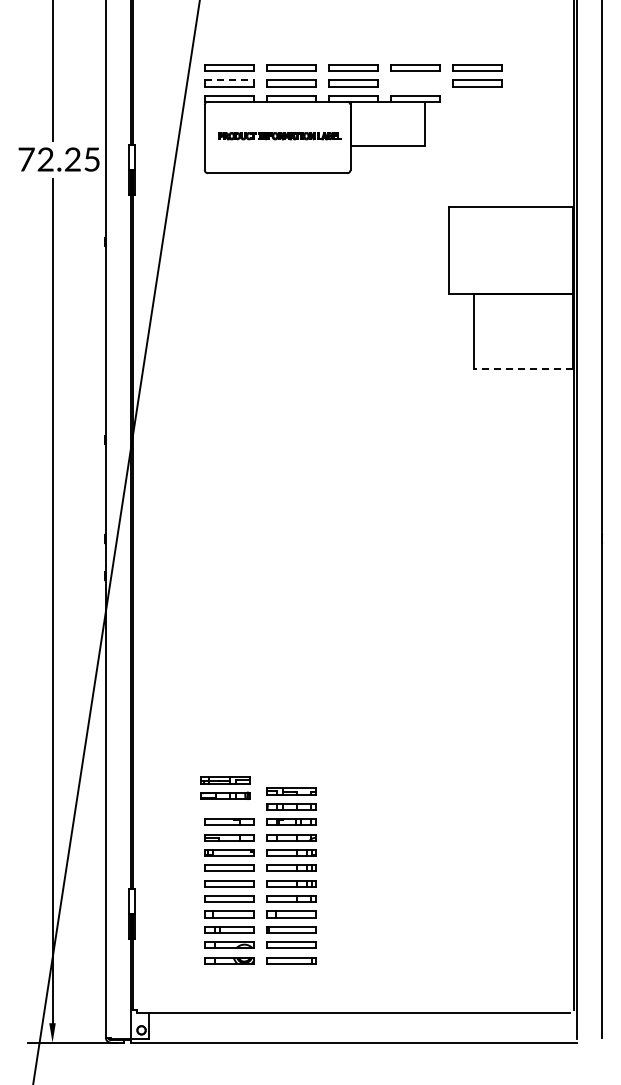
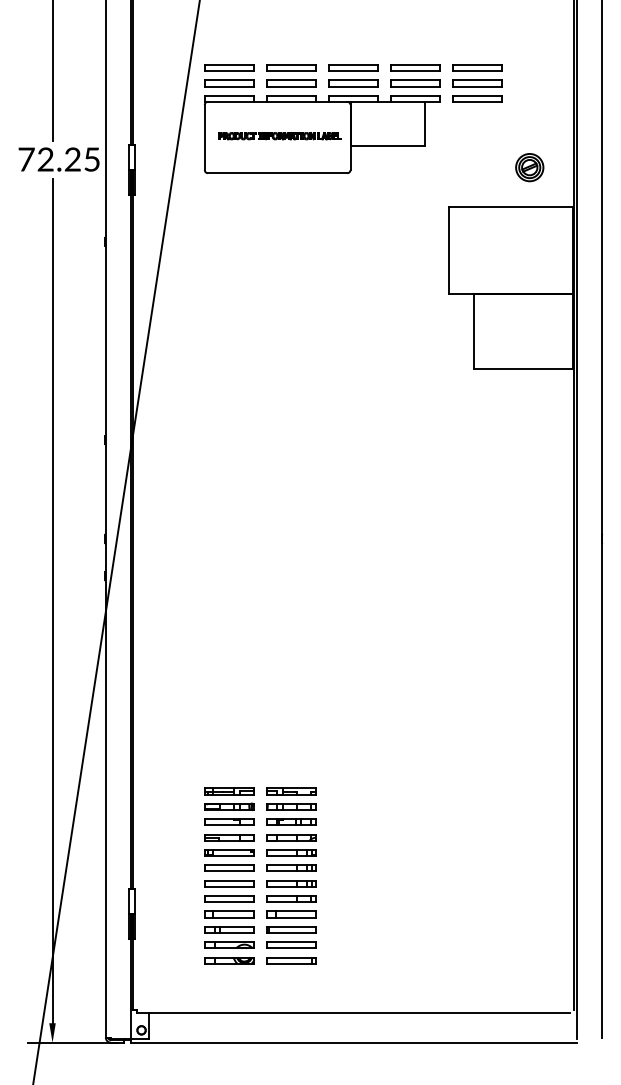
line: dashed -> solid (229, 80)
part: none -> present (415, 83)
part: none -> present (477, 98)
part: none -> present (529, 167)
line: dashed -> solid (523, 368)
part position: (225, 787) -> (229, 798) (229, 798)
